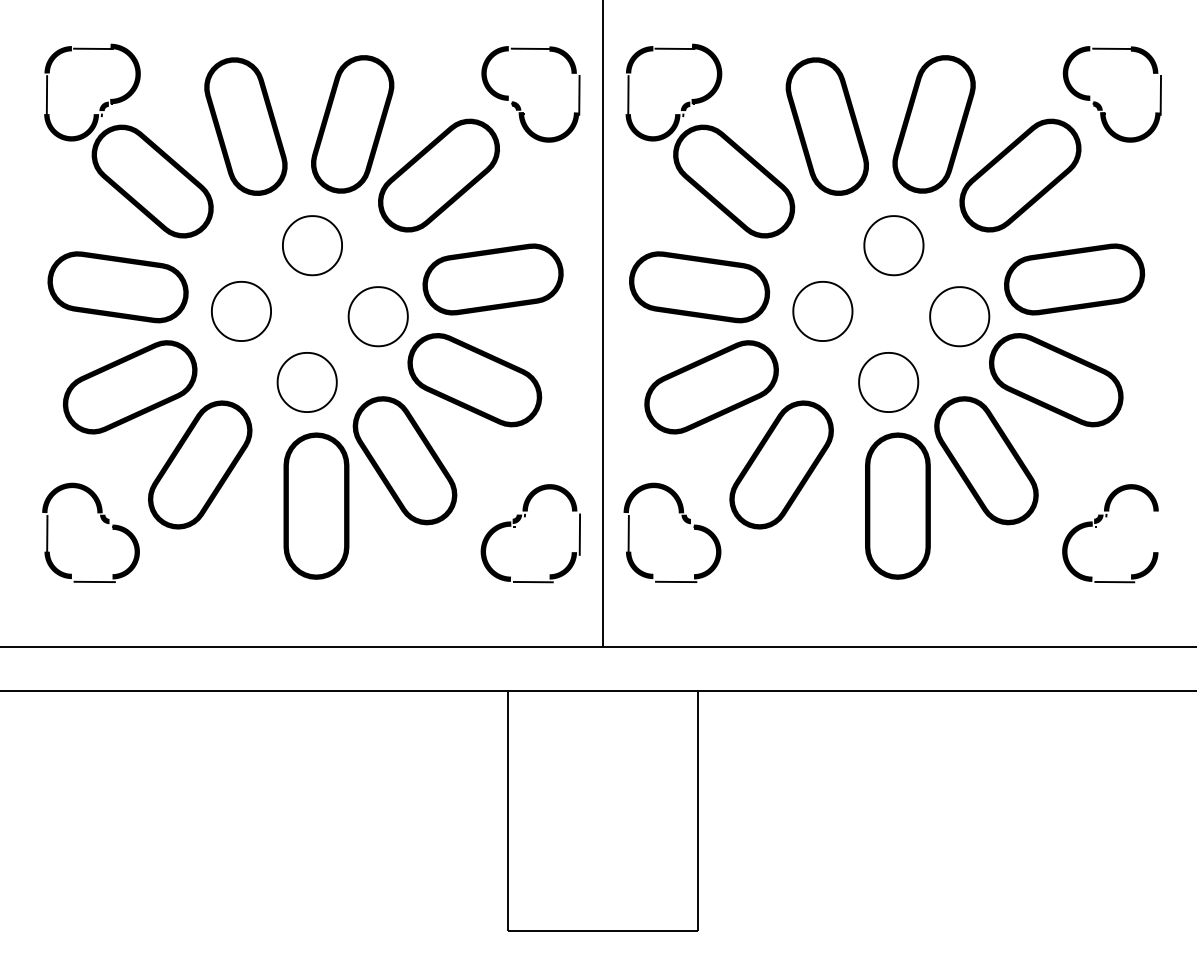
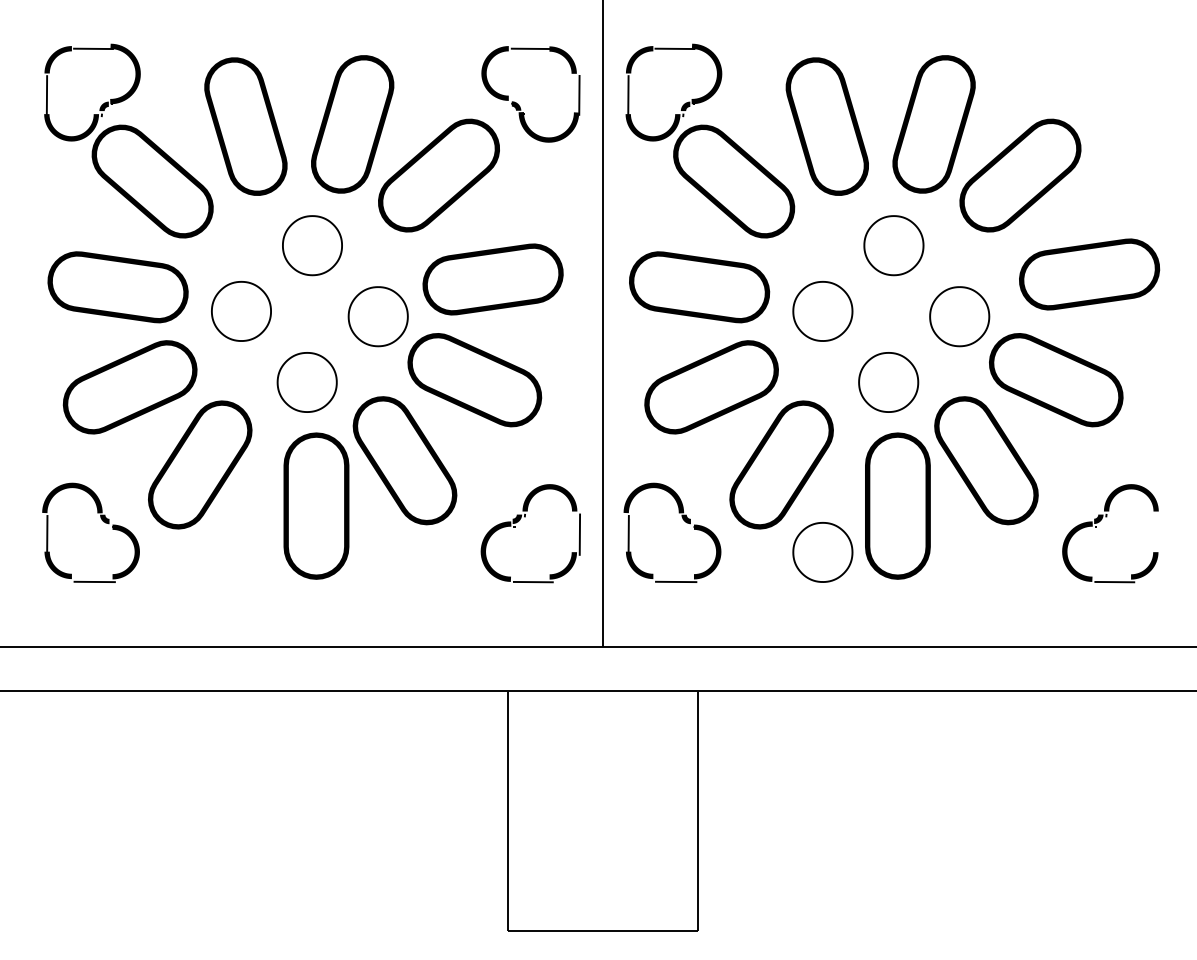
part: present -> none (1100, 104)
part position: (1074, 279) -> (1089, 274) (1089, 274)
part: none -> present (822, 552)
